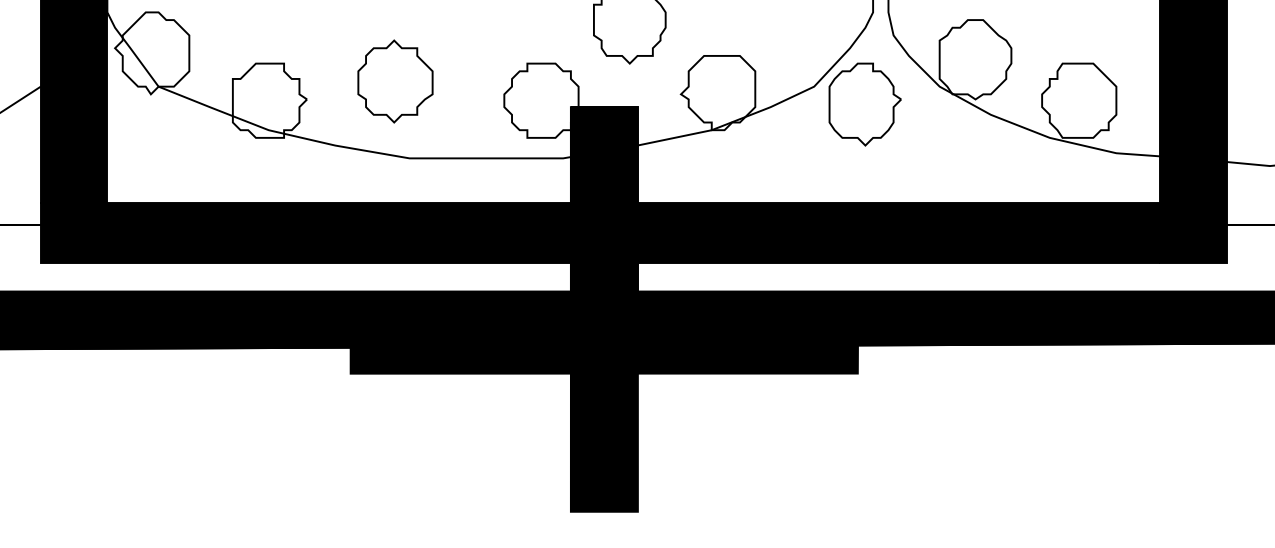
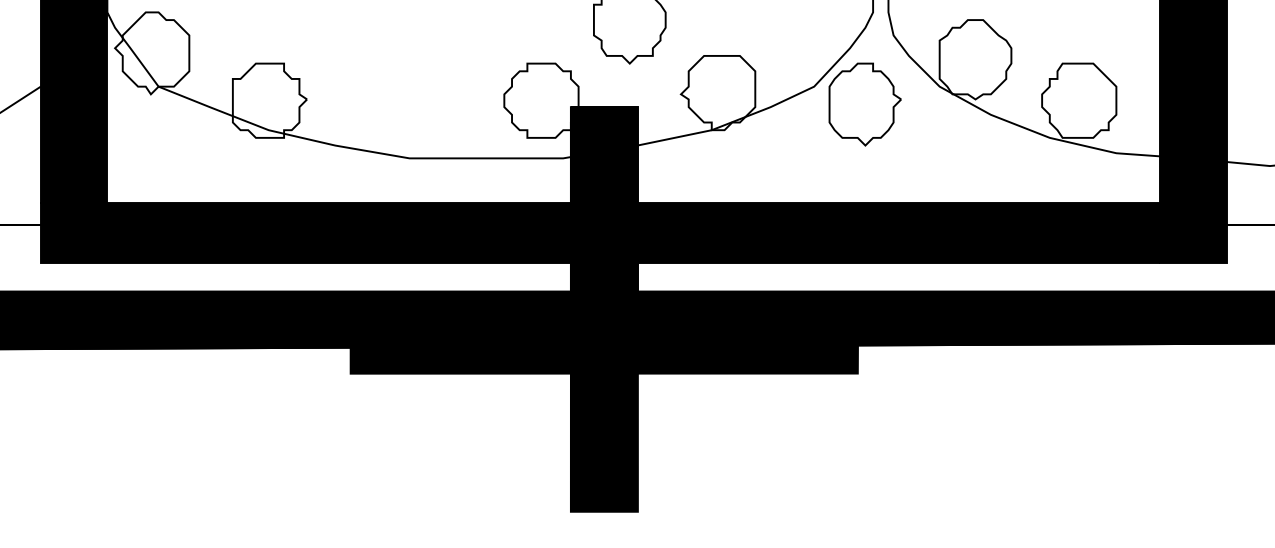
part: present -> none (395, 81)
